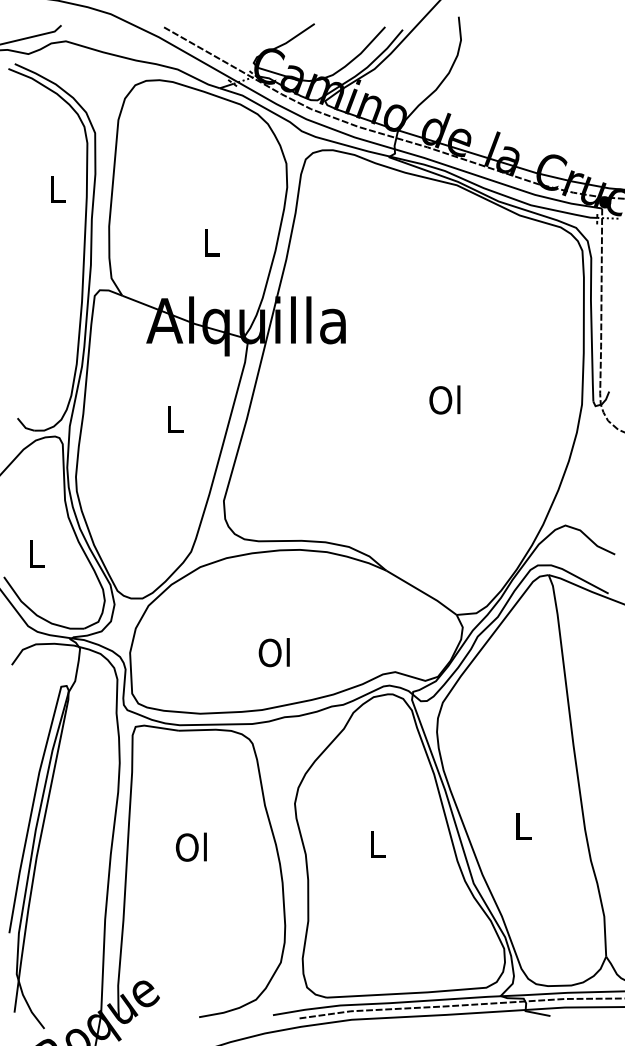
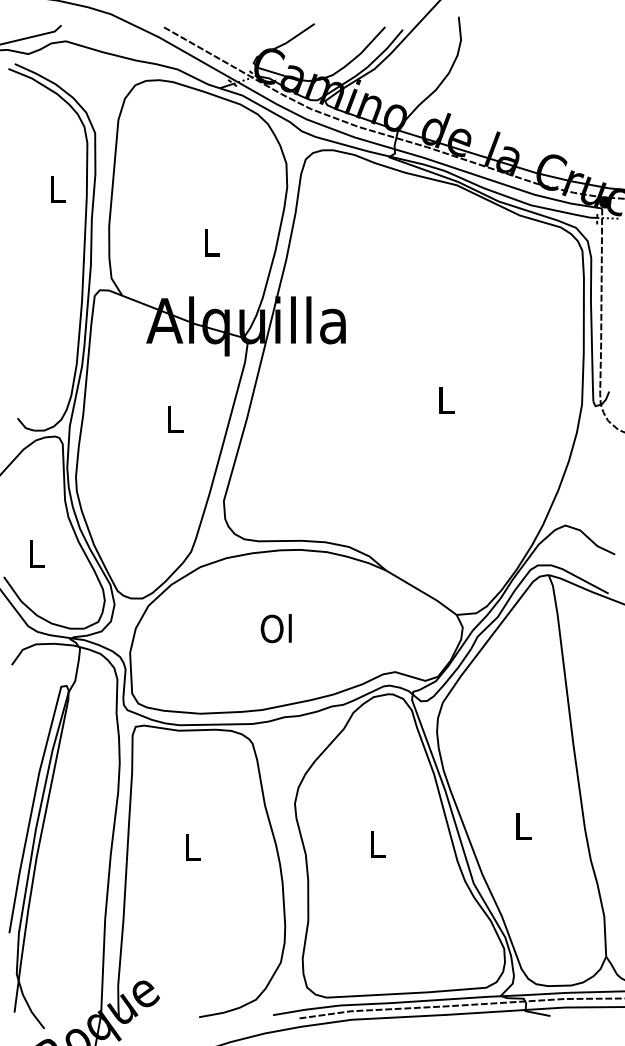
text: Ol -> L (444, 399)
text position: (273, 652) -> (275, 628) (275, 628)
text: Ol -> L (190, 846)
